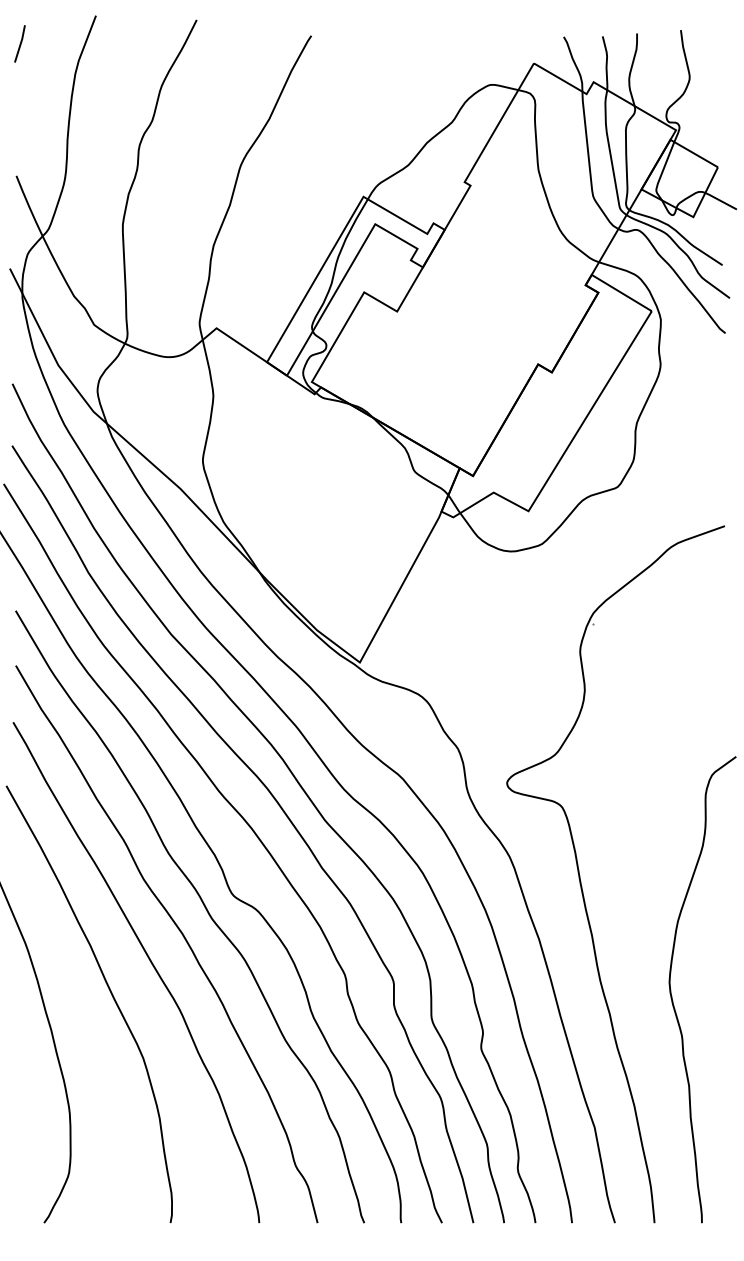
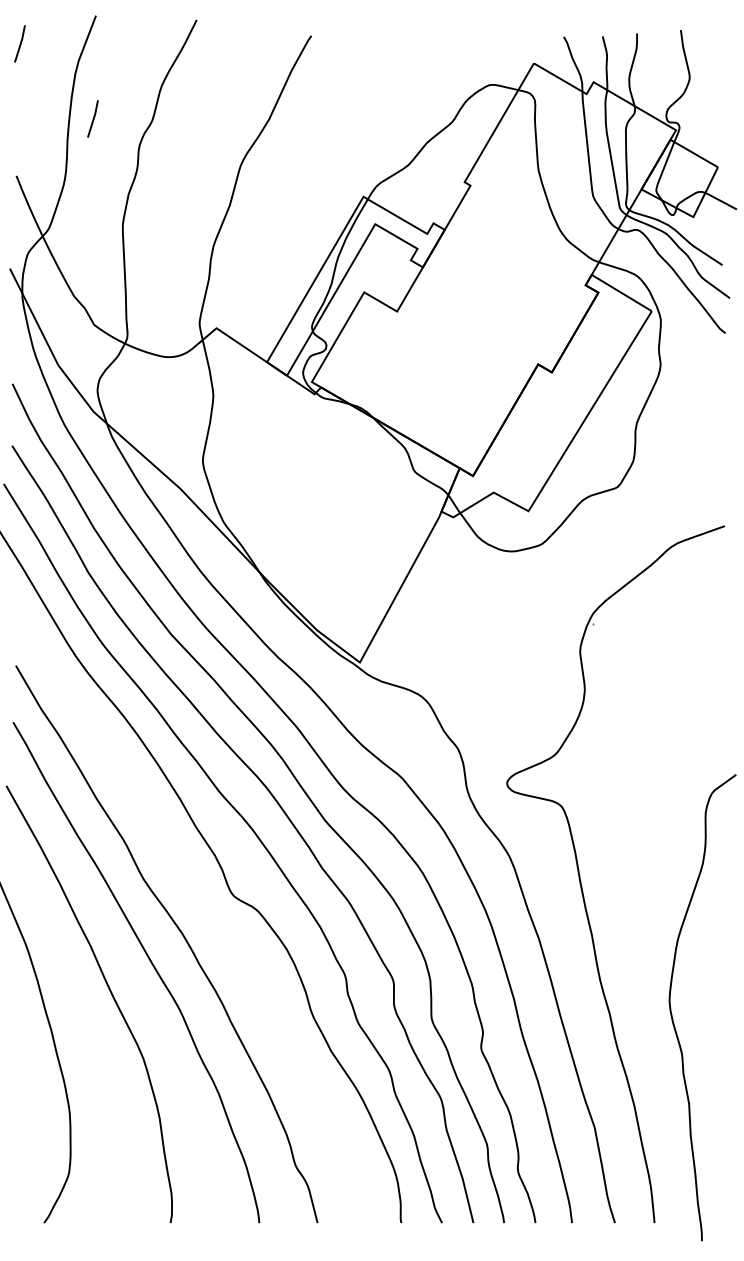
line: none -> present (92, 118)
curve: present -> none (205, 909)
curve position: (672, 996) -> (672, 1014) (672, 1014)
